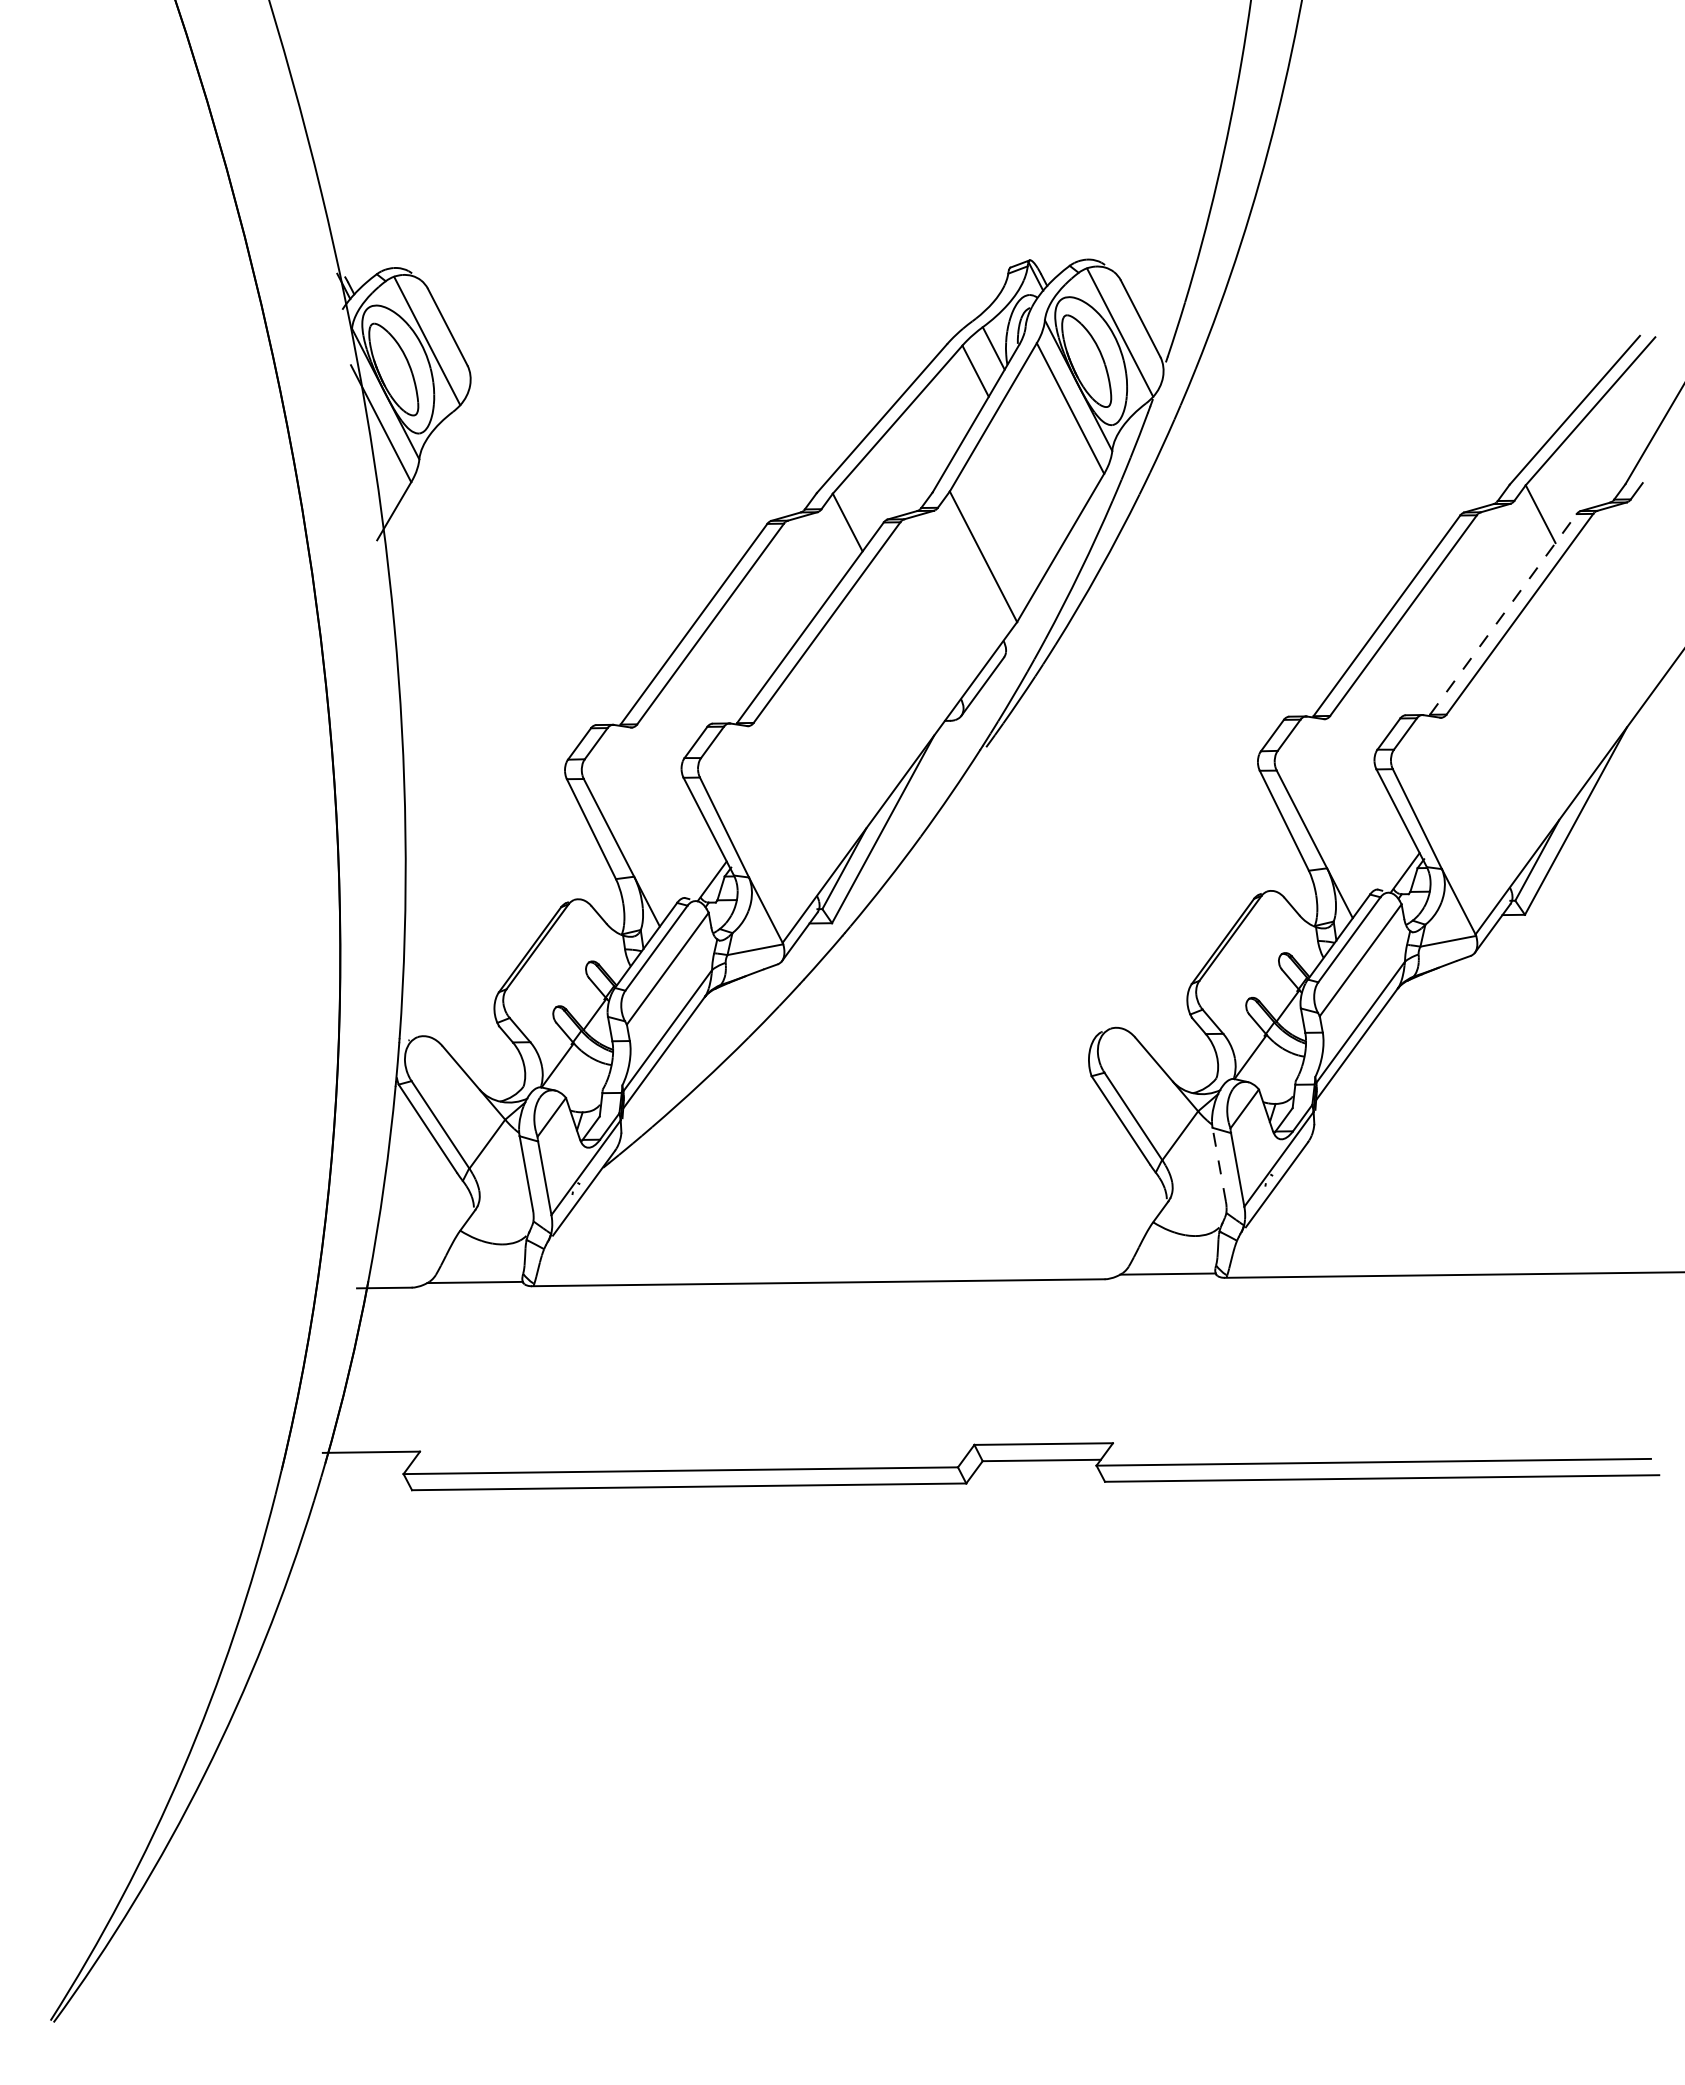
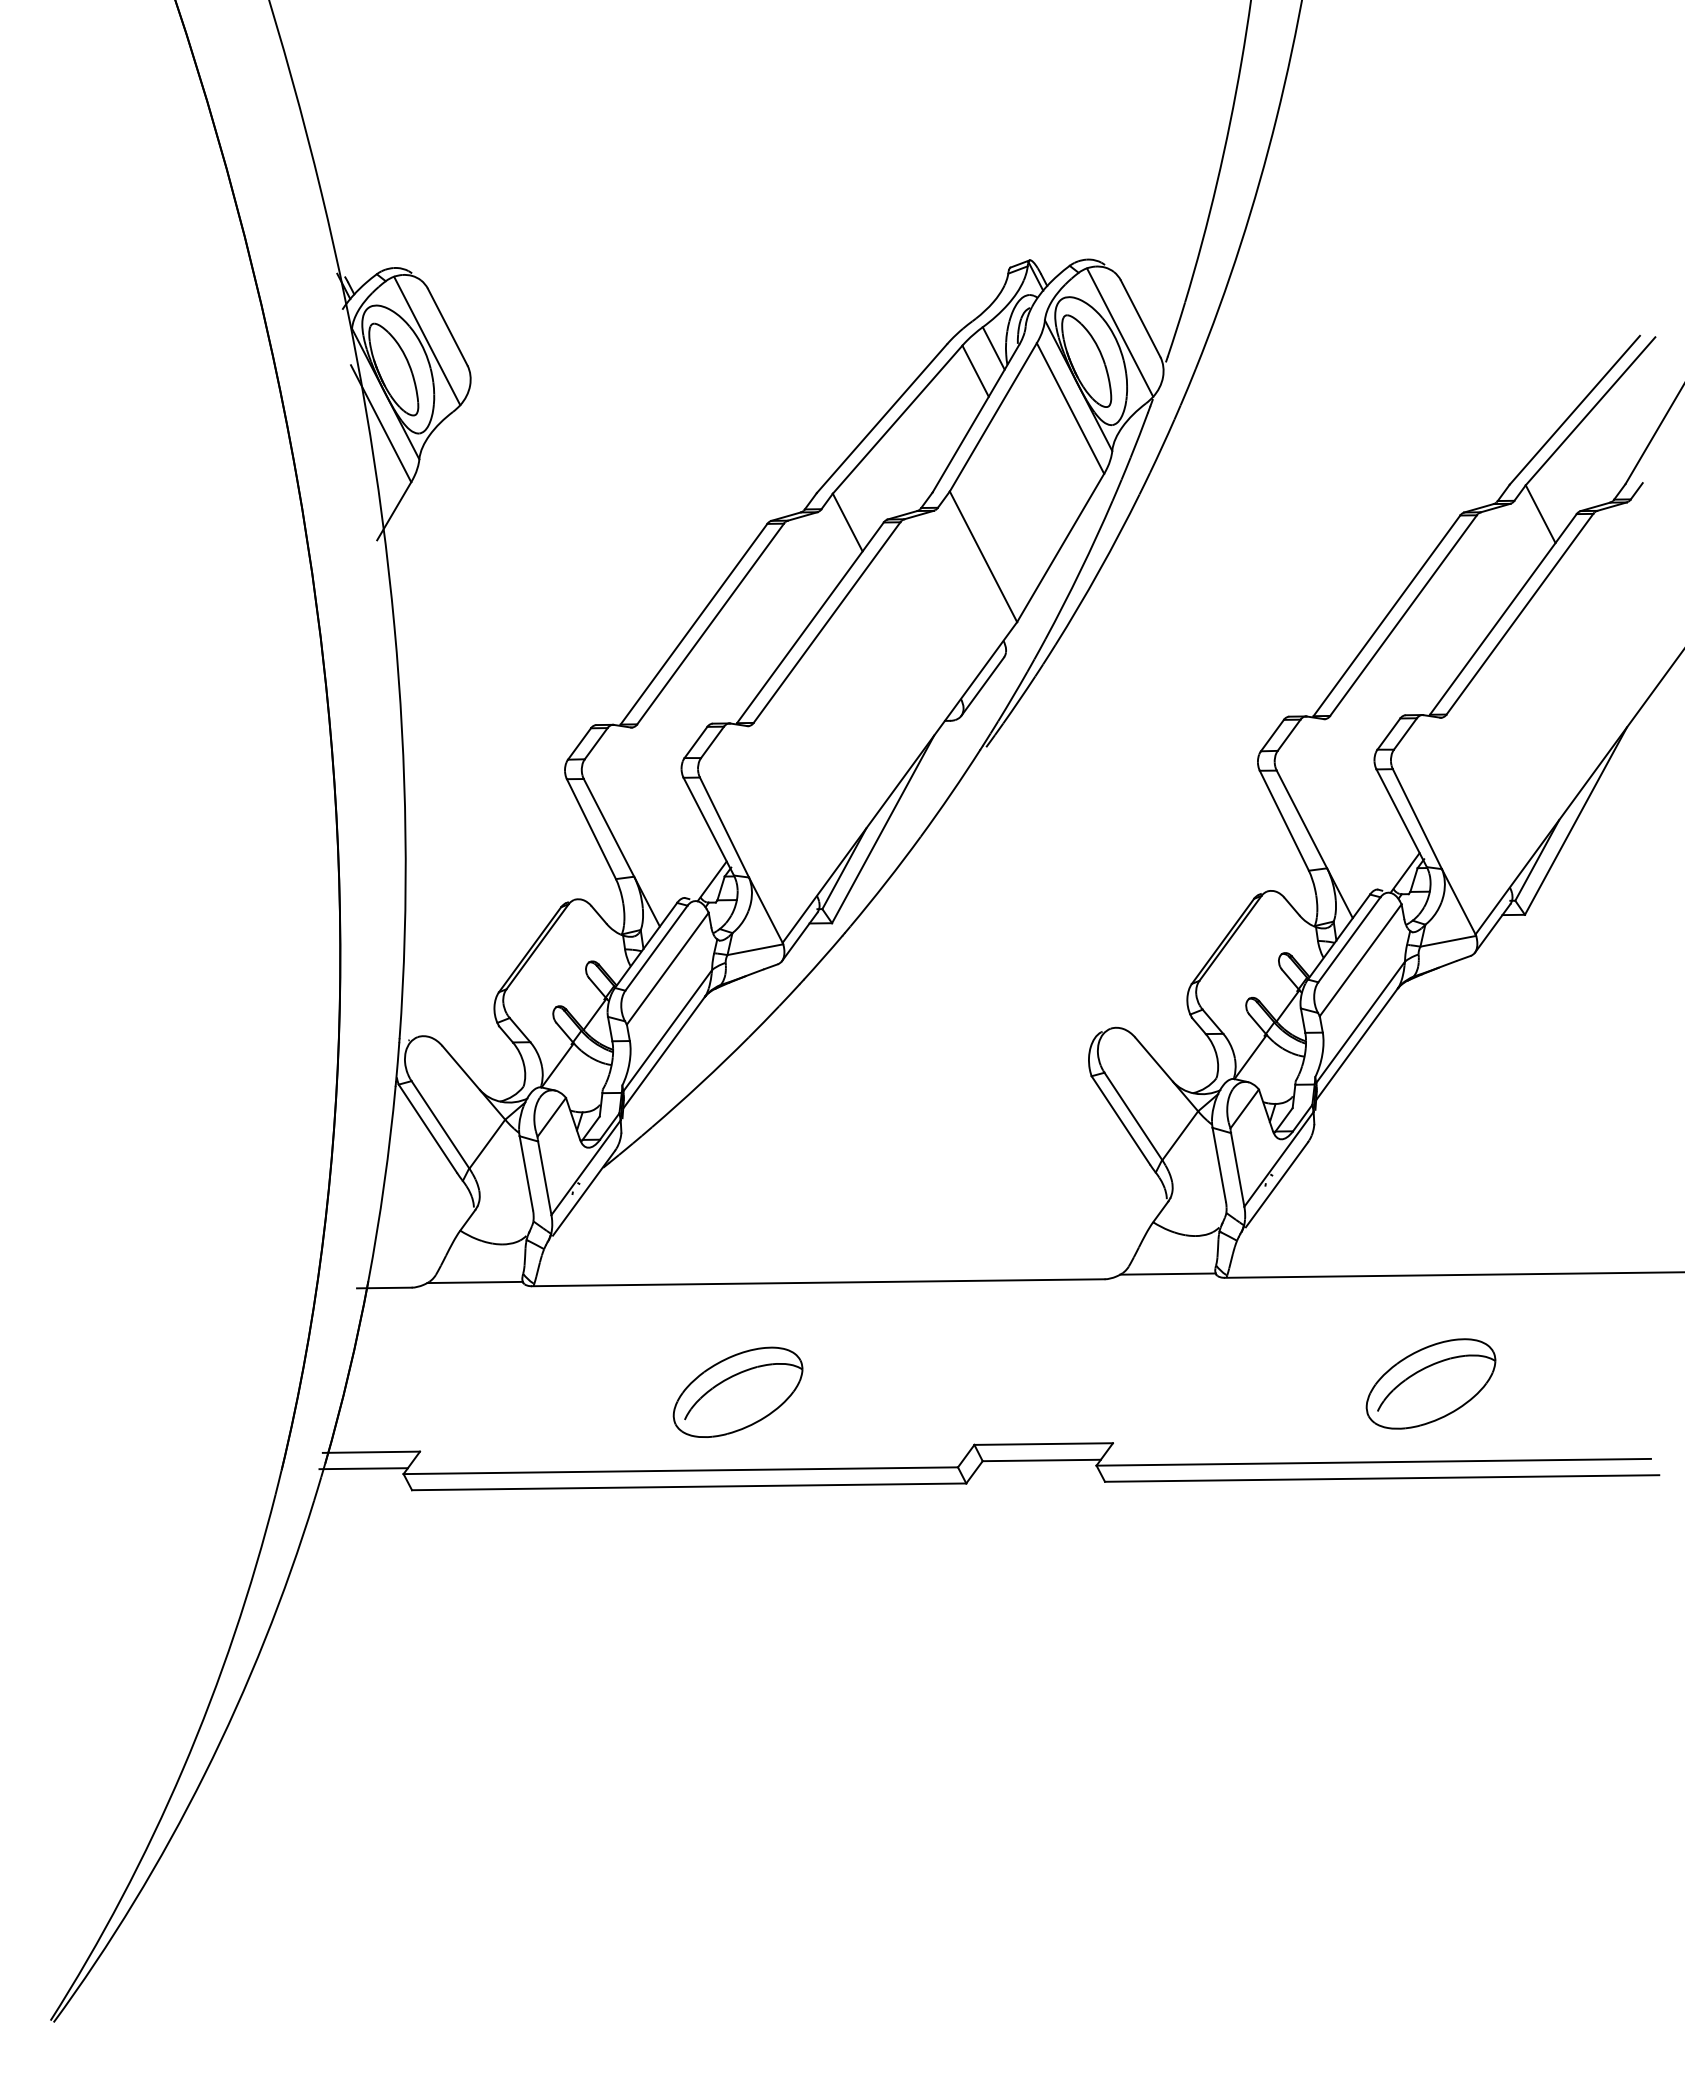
line: dashed -> solid (1503, 614)
line: dashed -> solid (1219, 1164)
part: none -> present (1430, 1383)
part: none -> present (737, 1391)
line: none -> present (363, 1468)
